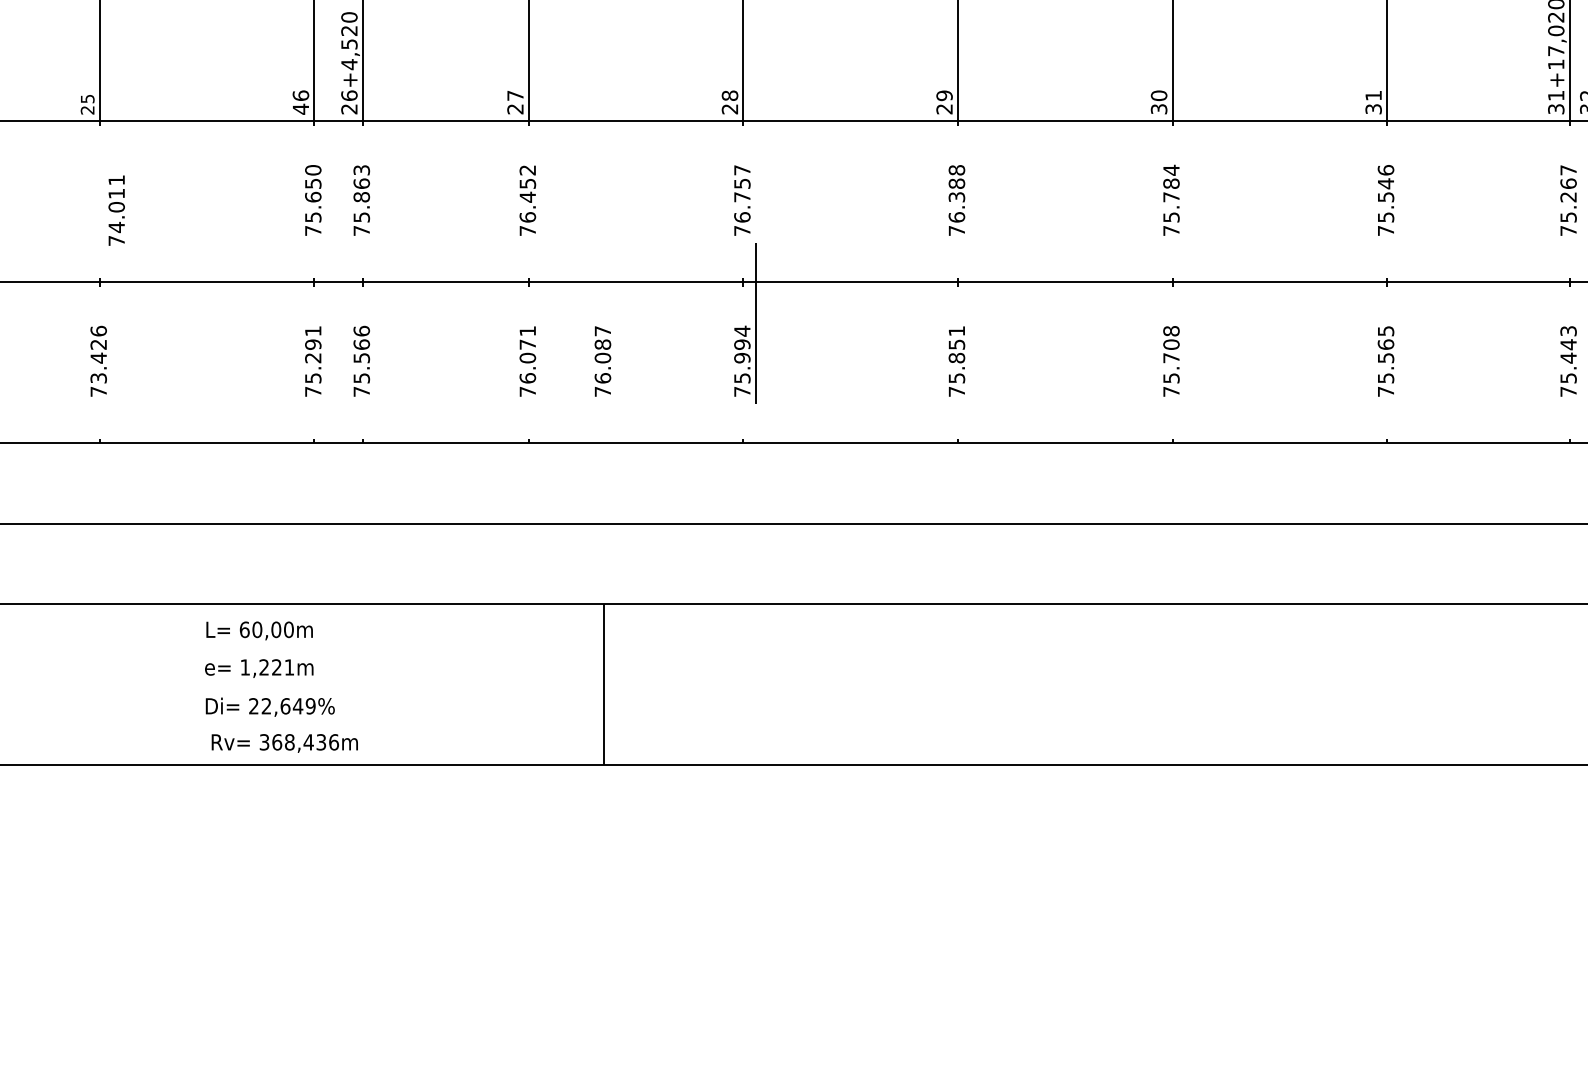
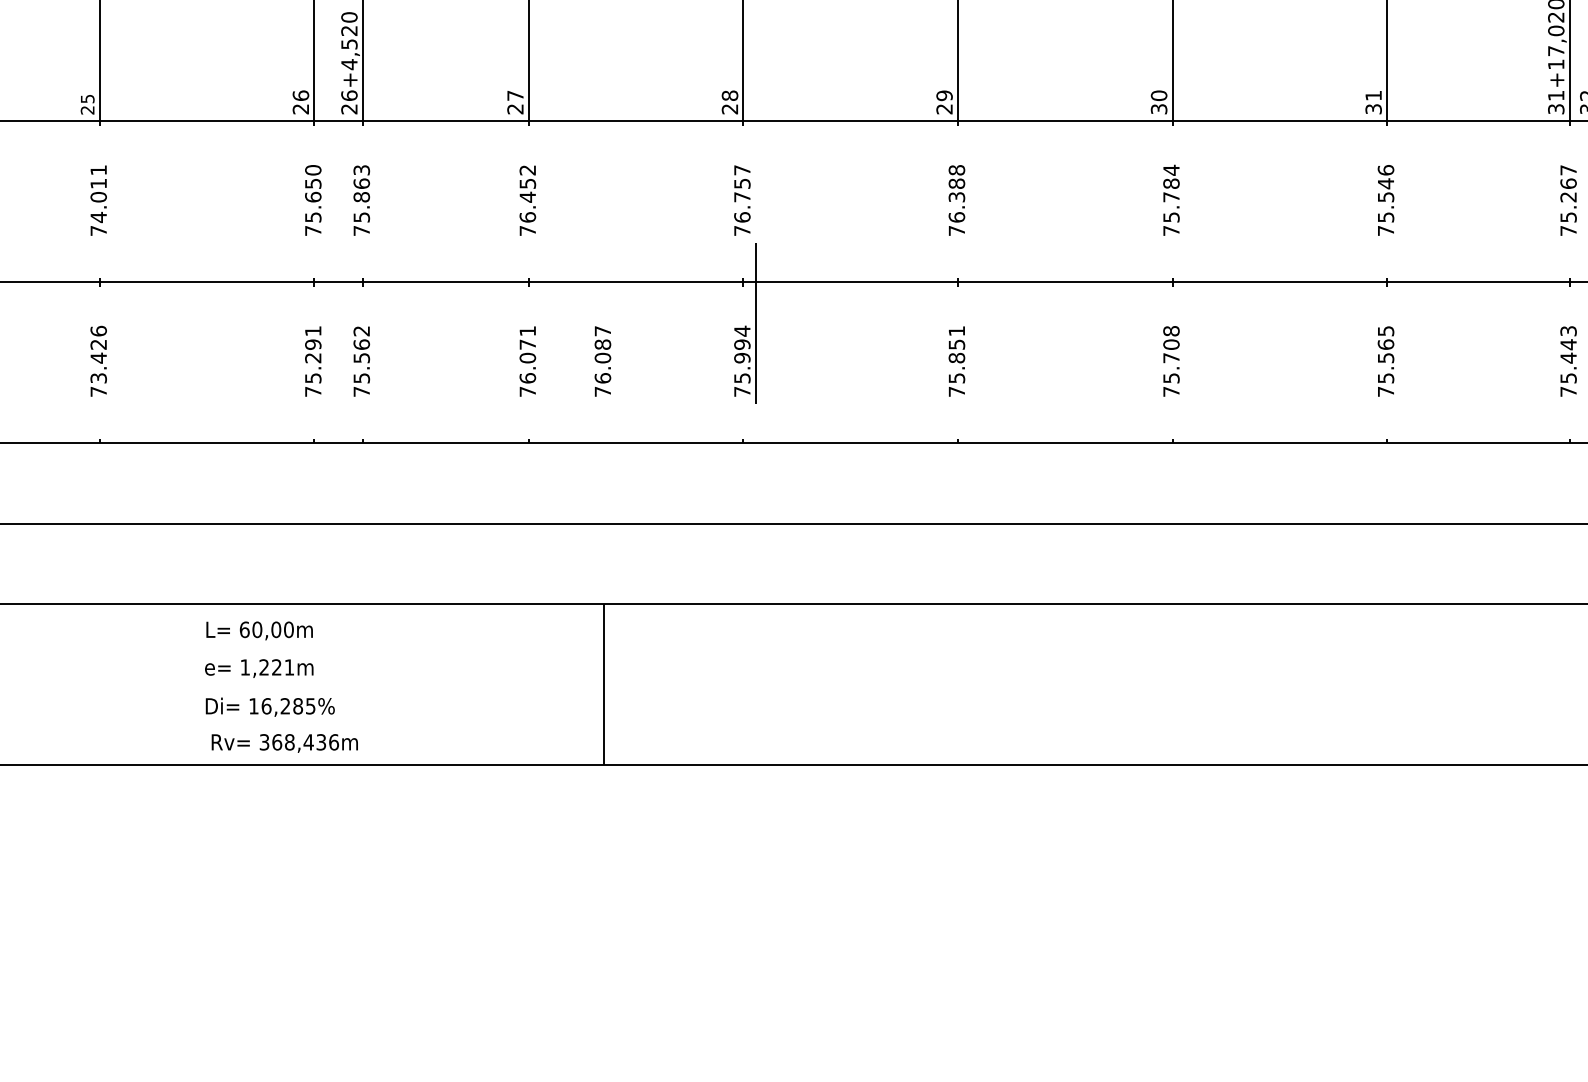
text: 46 -> 26 (300, 108)
text position: (116, 210) -> (98, 200) (98, 200)
text: 75.566 -> 75.562 (361, 330)
text: 22,649% -> 16,285% (282, 706)
